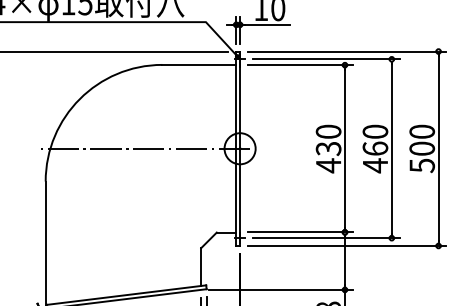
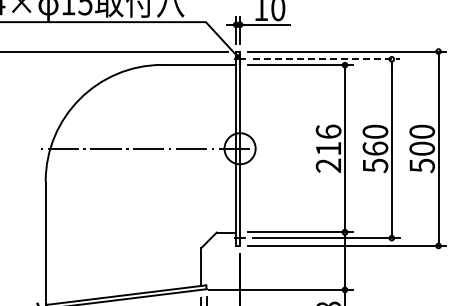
line: solid -> dashed (326, 59)
text: 430 -> 216 (328, 148)
text: 460 -> 560 (375, 165)
